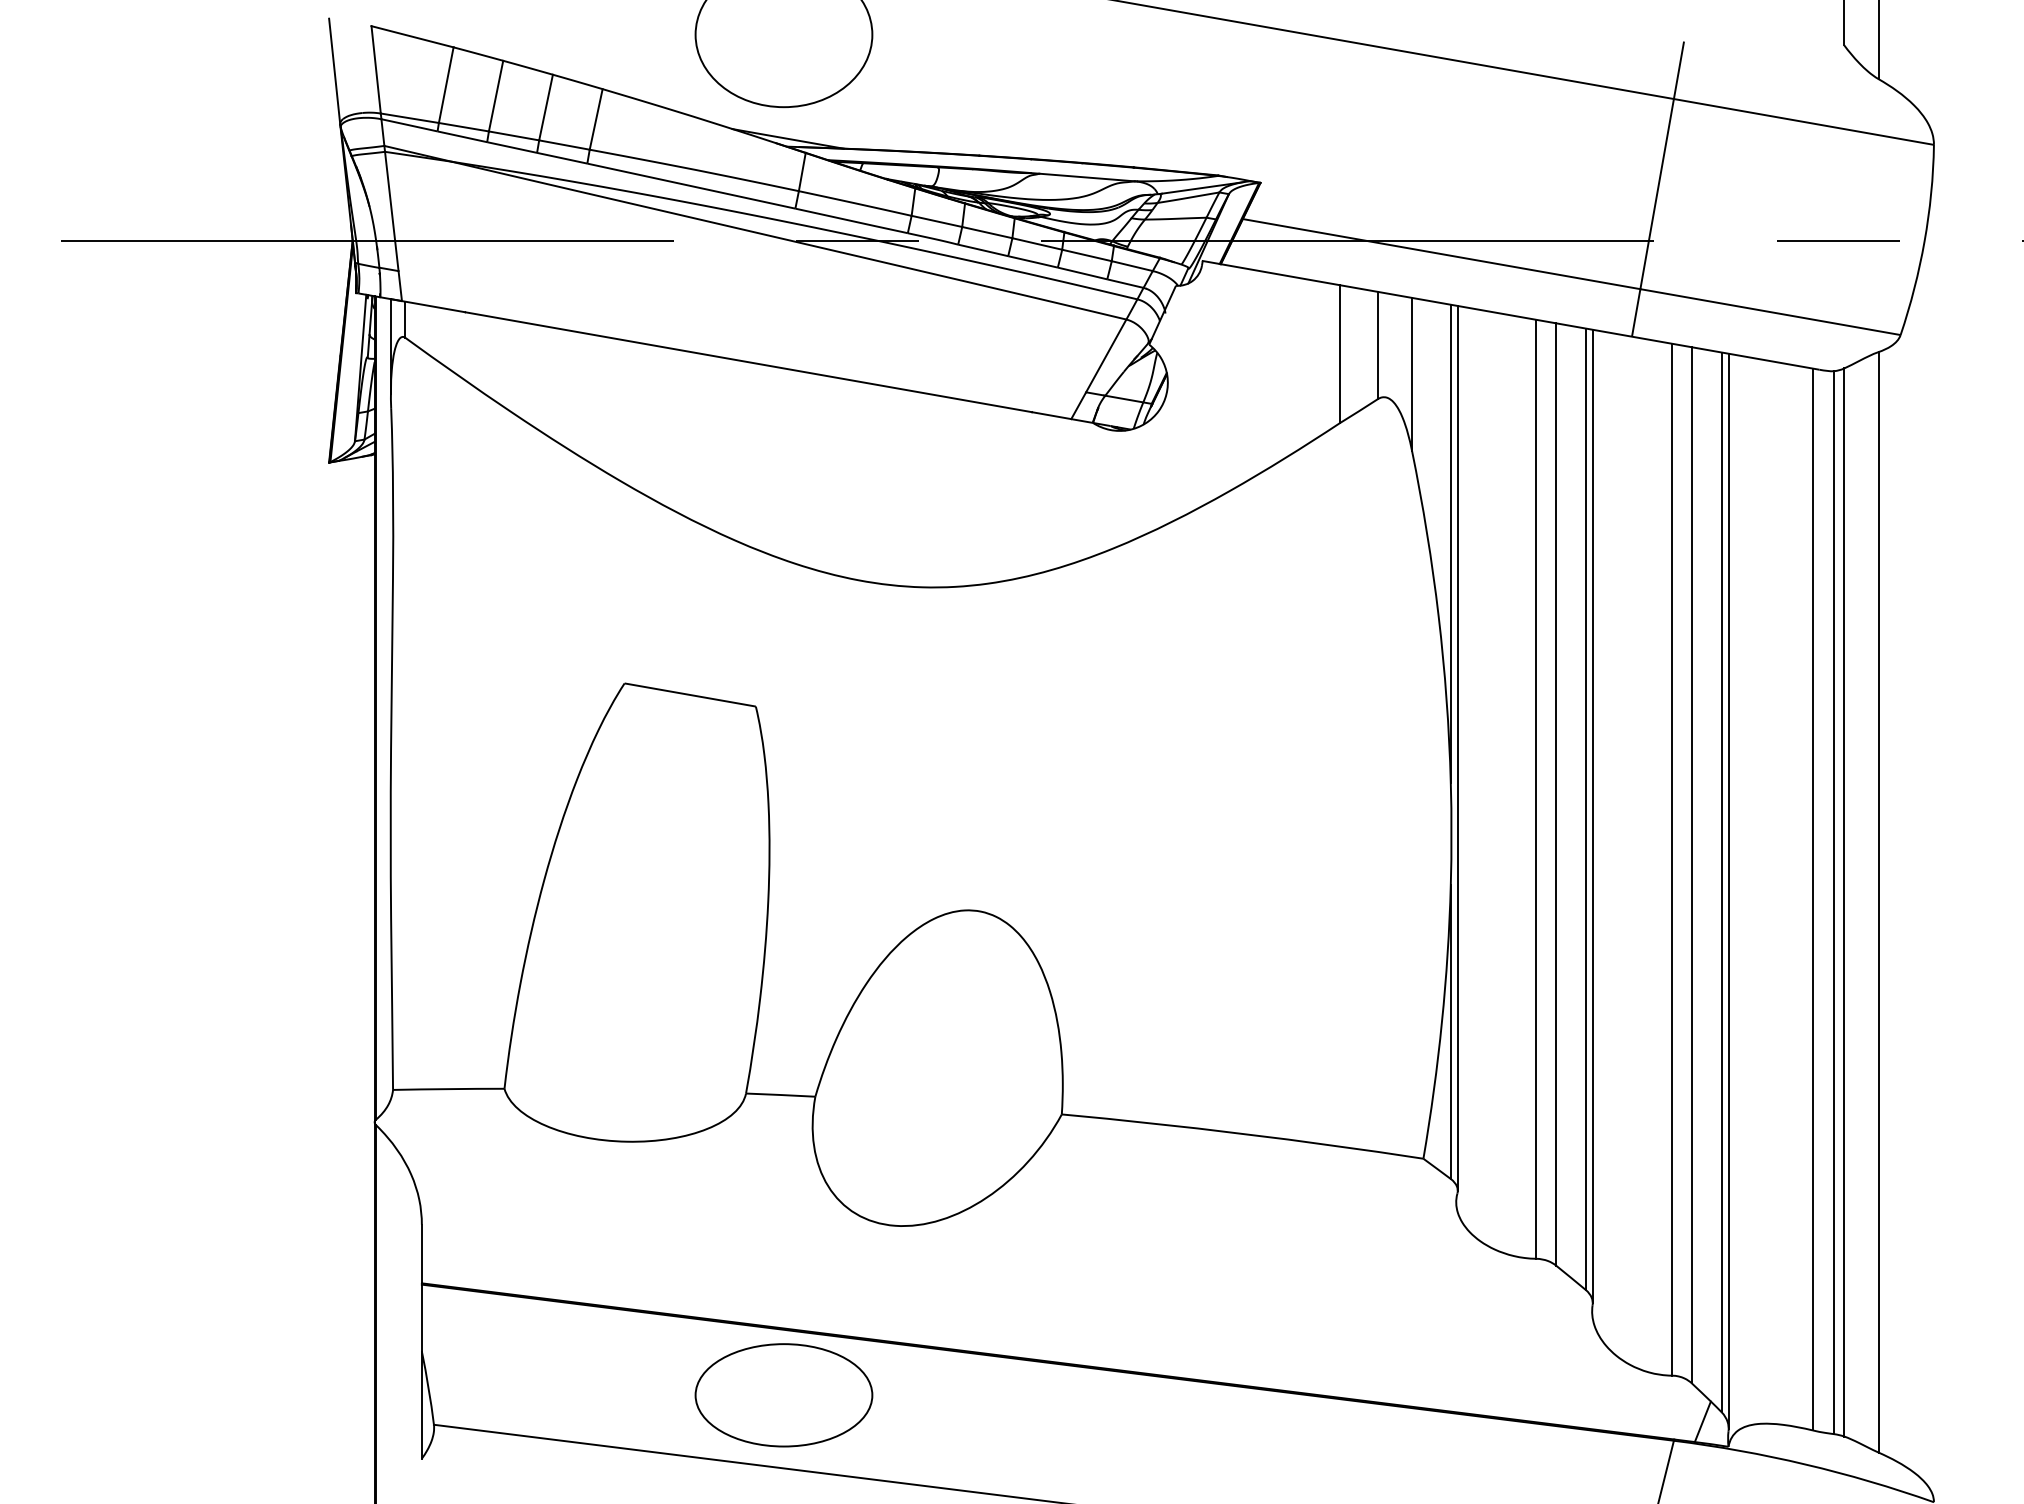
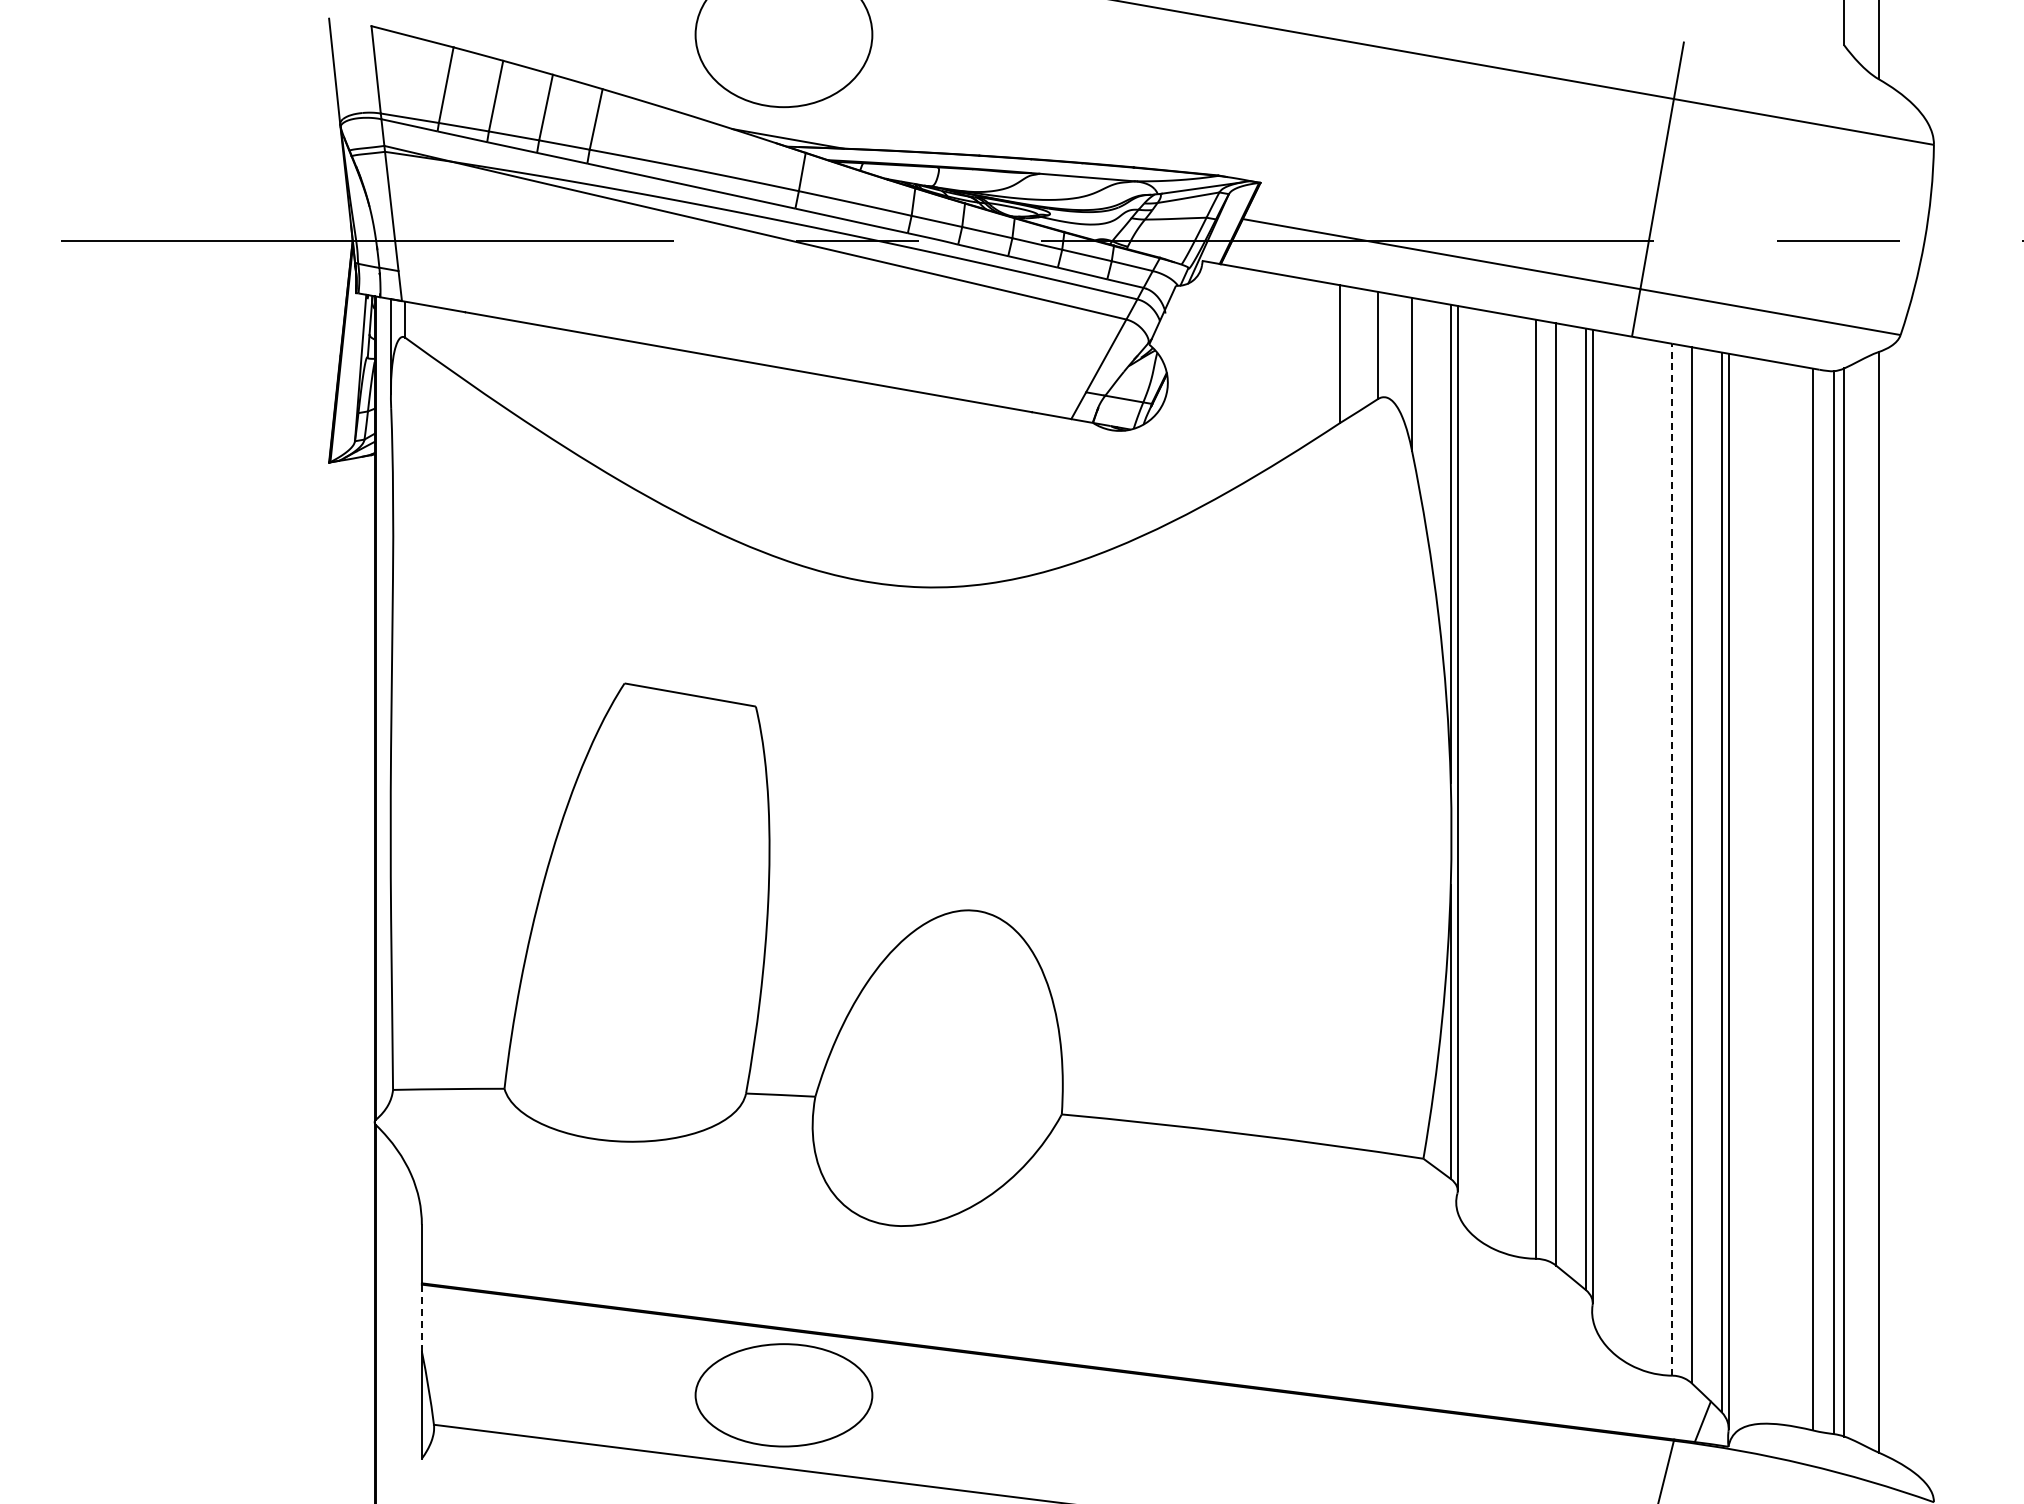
line: solid -> dashed (1672, 859)
line: solid -> dashed (421, 1317)
